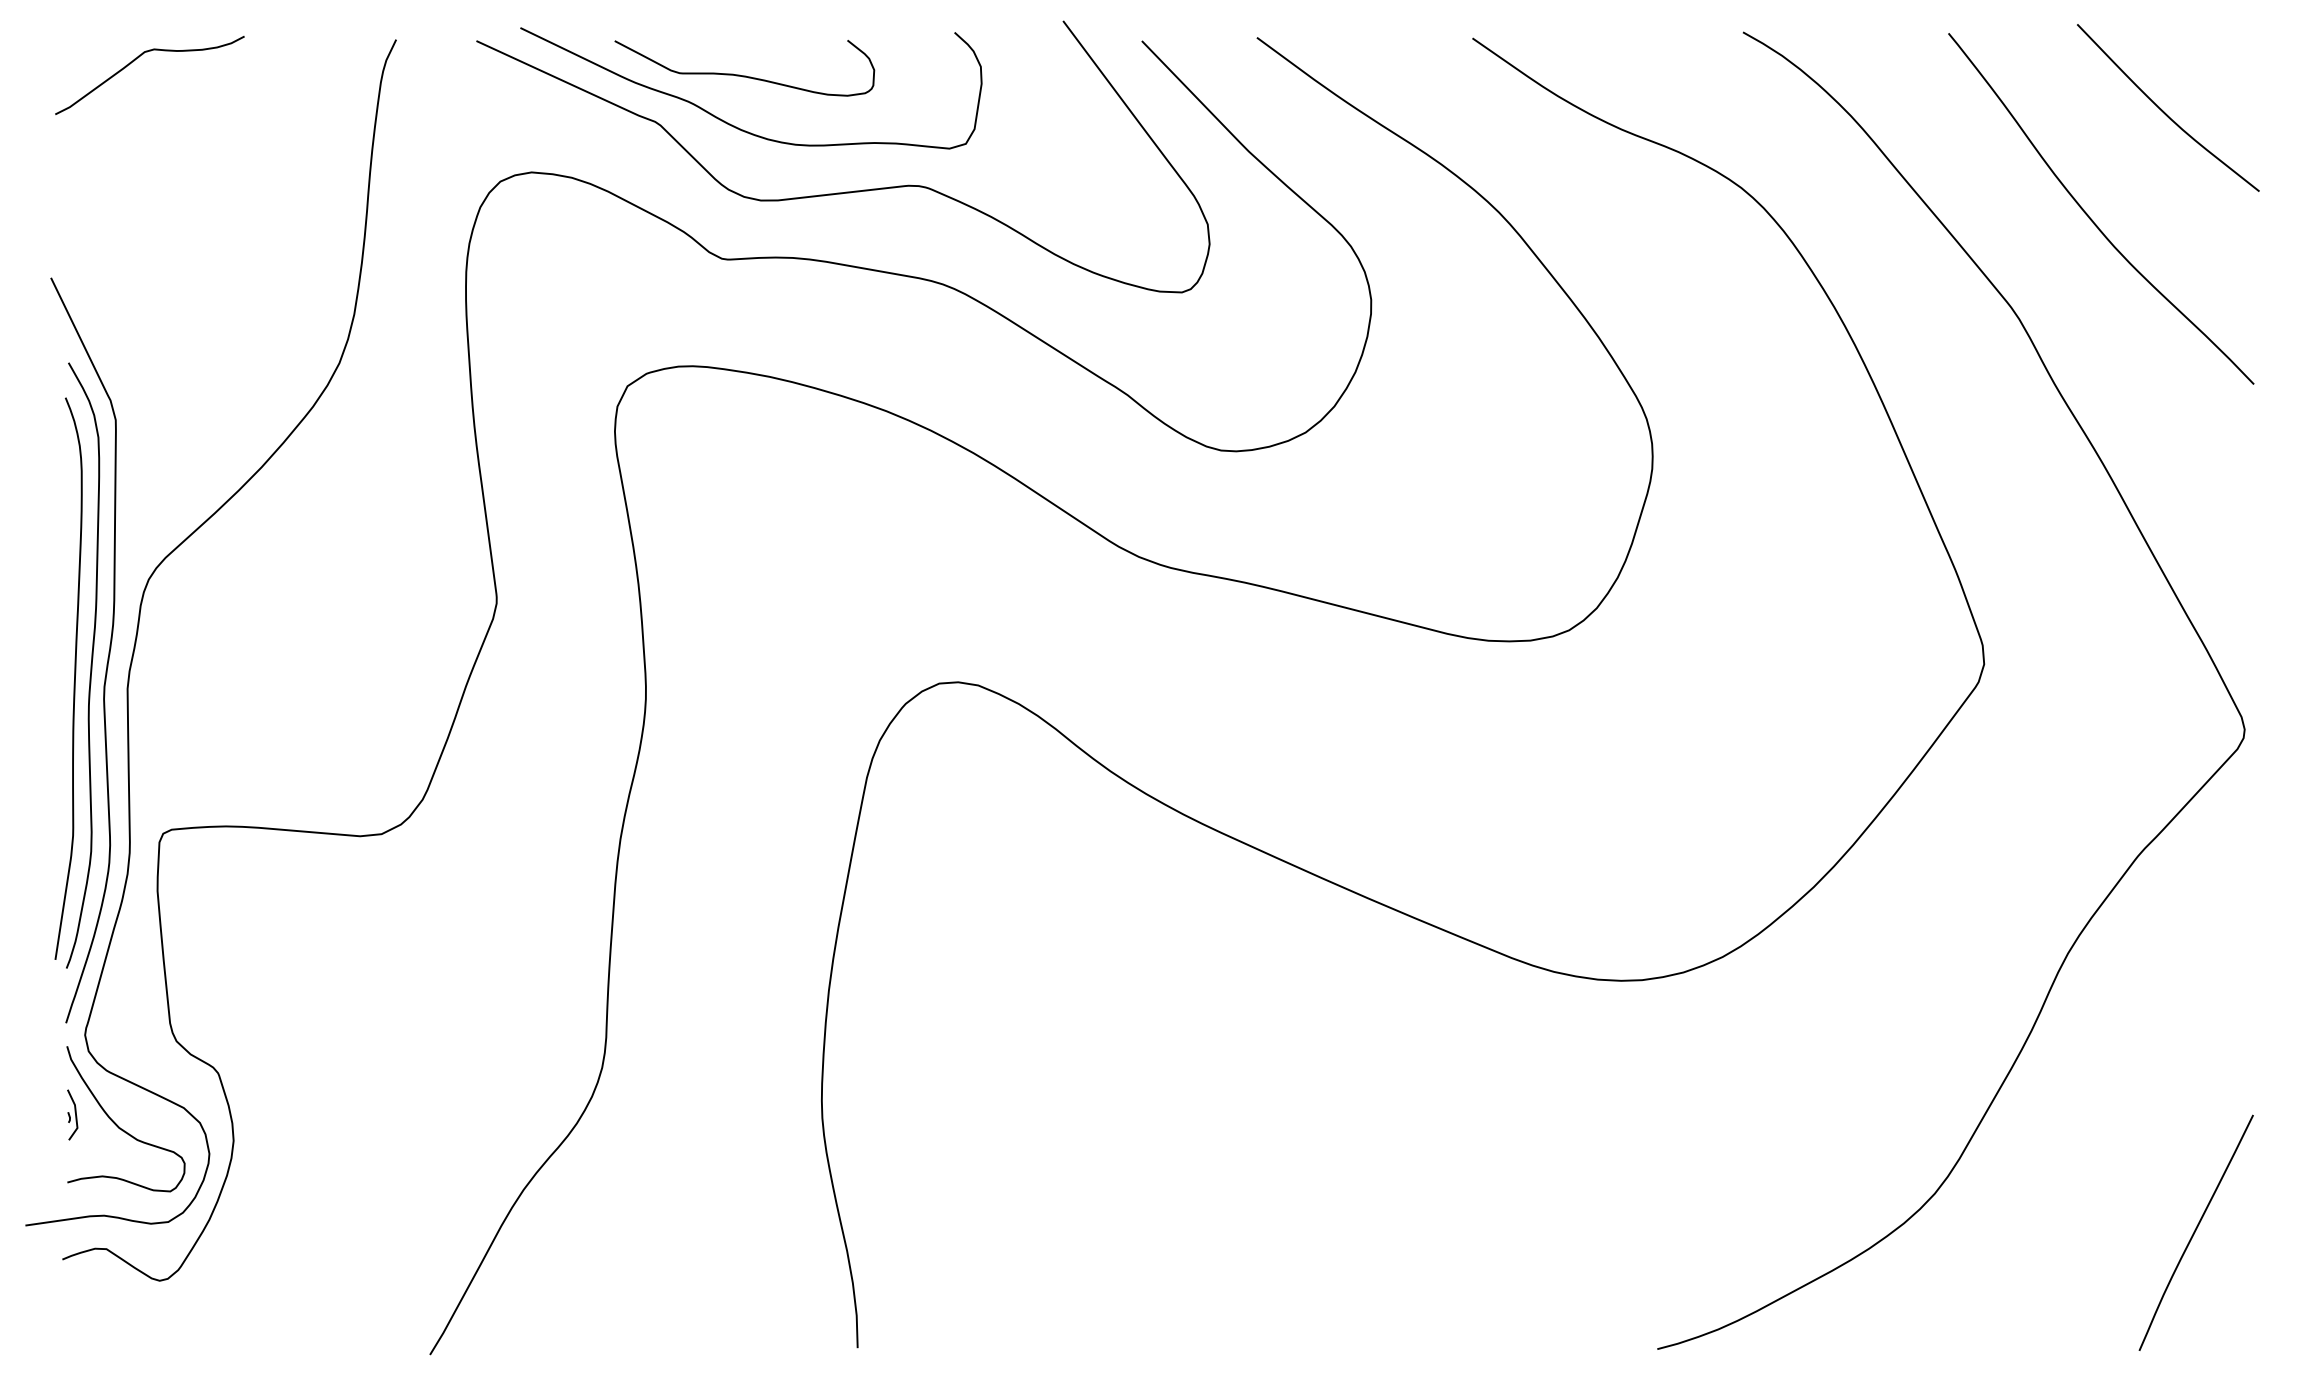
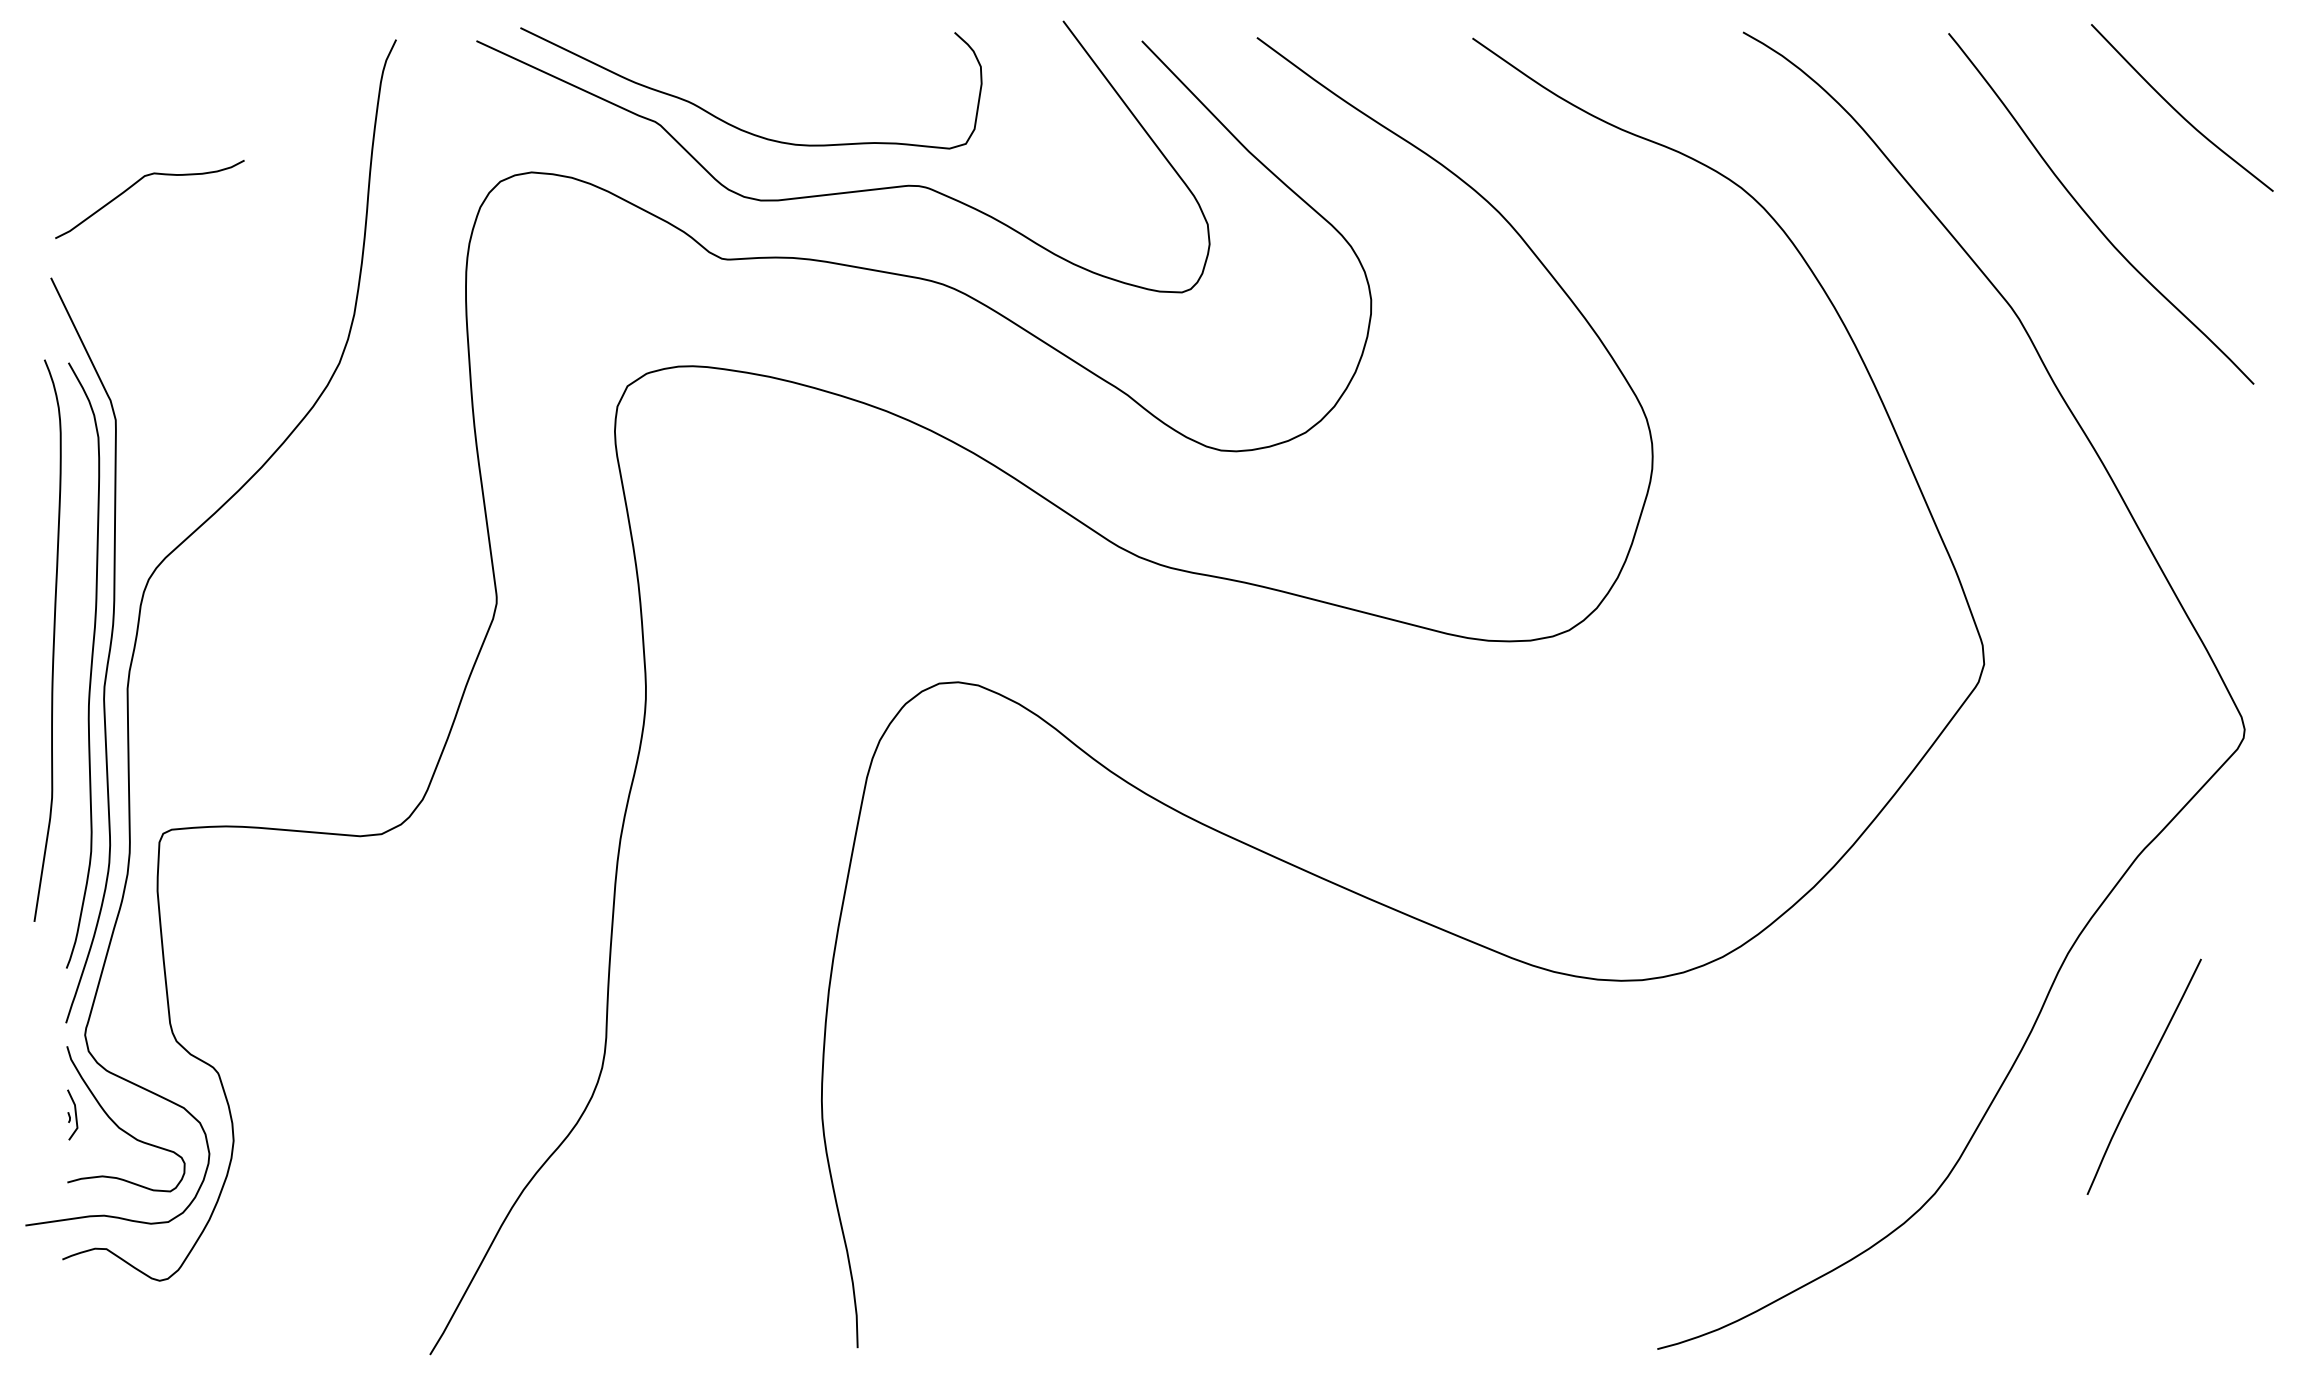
curve position: (138, 58) -> (138, 182) (138, 182)
curve: present -> none (744, 75)
curve position: (2164, 111) -> (2178, 111) (2178, 111)
curve position: (74, 678) -> (53, 640) (53, 640)
curve position: (2195, 1232) -> (2143, 1076) (2143, 1076)
